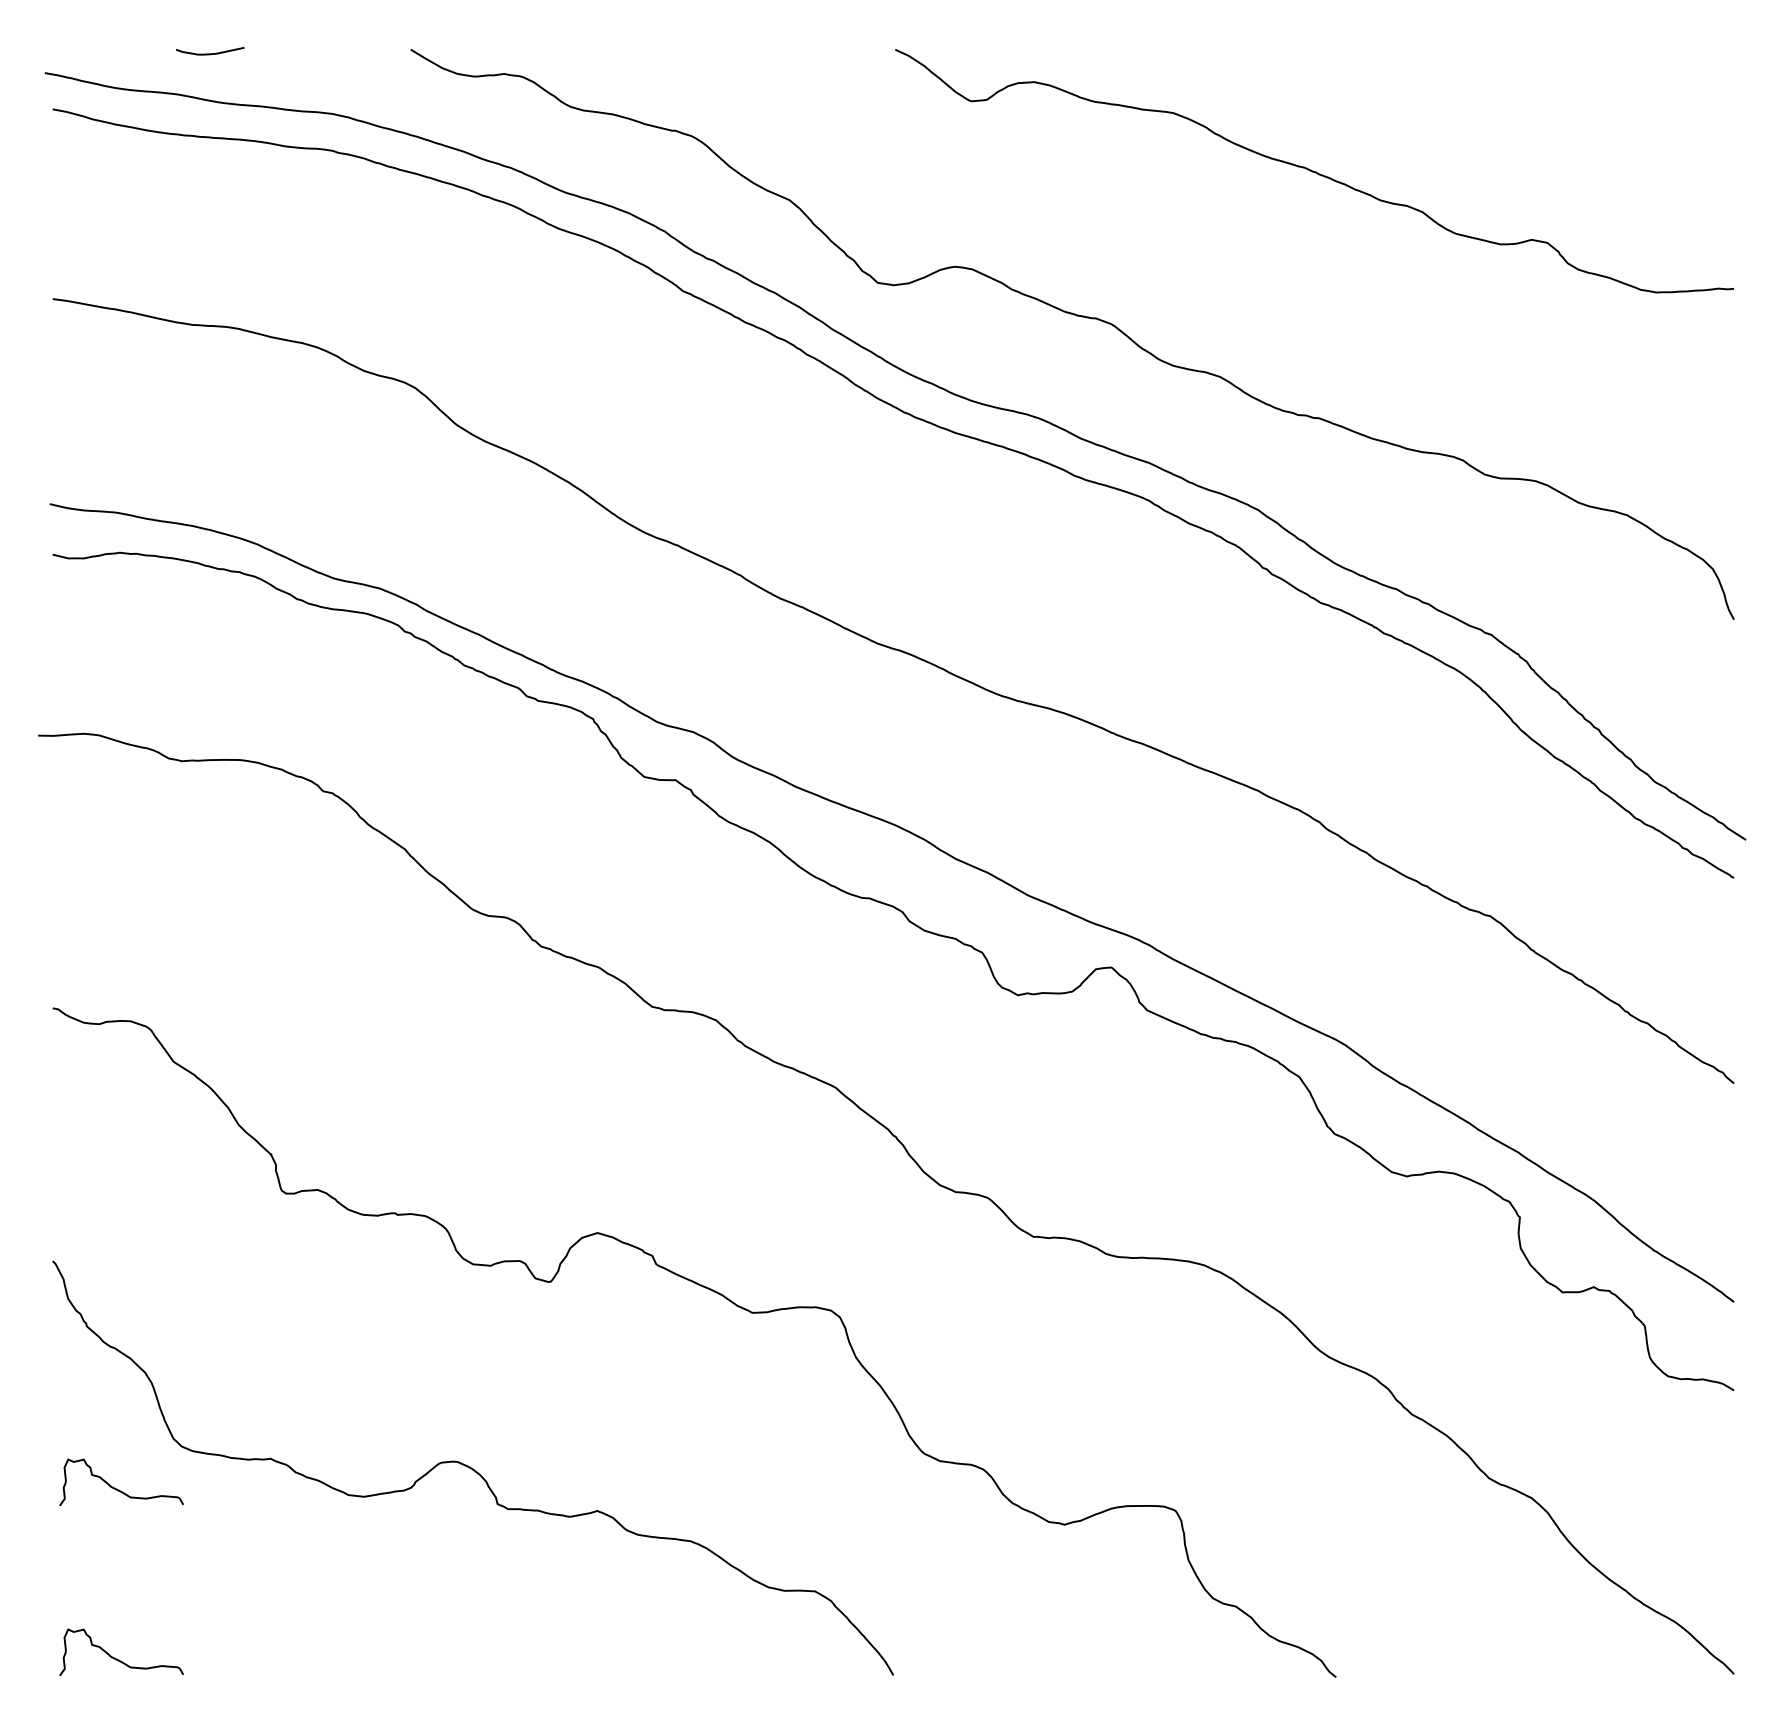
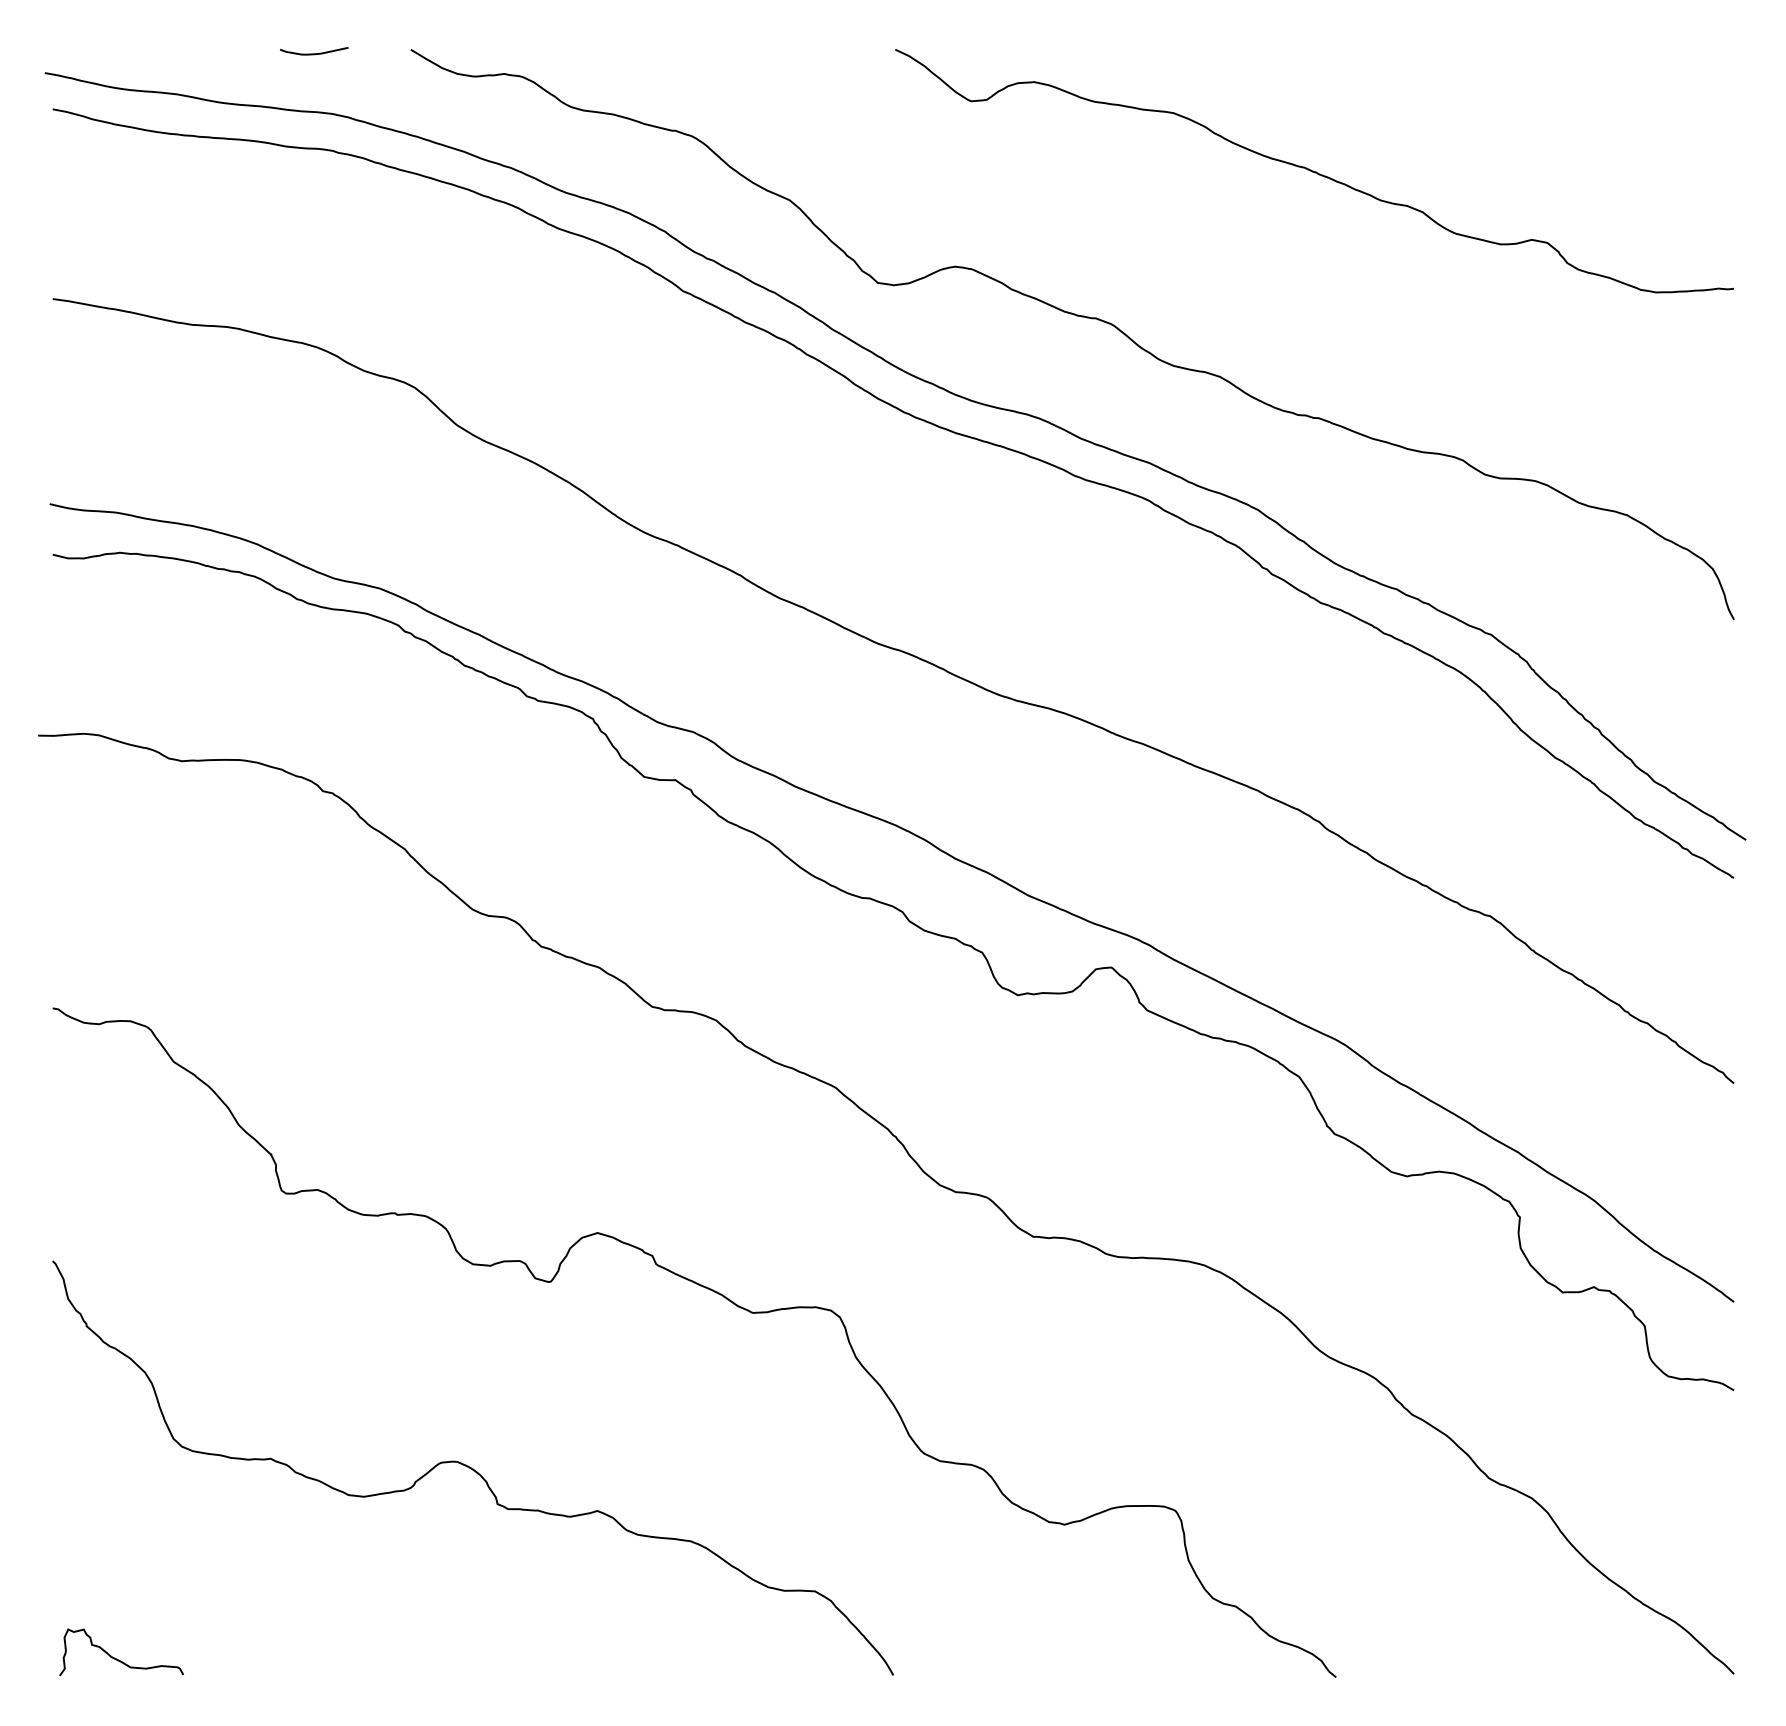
curve position: (210, 53) -> (314, 53) (314, 53)
curve: present -> none (118, 1489)
